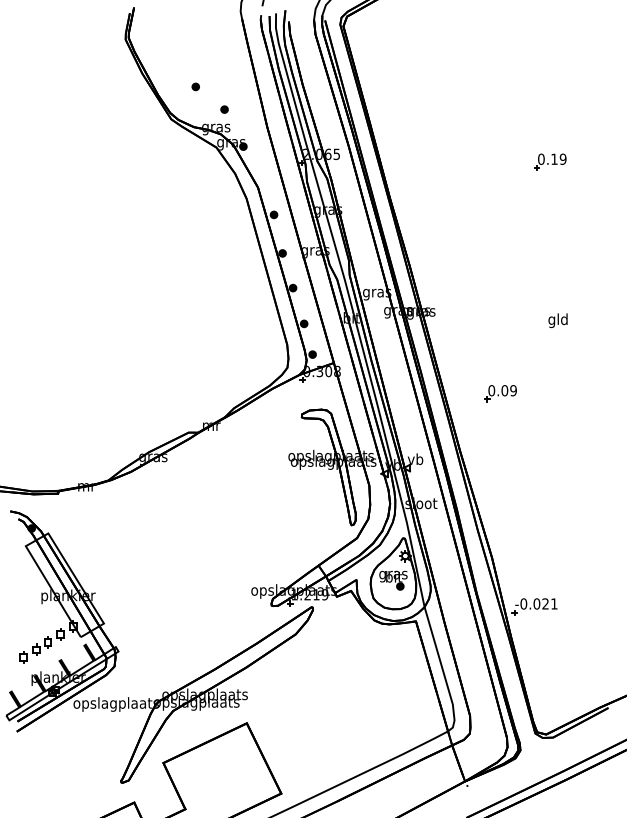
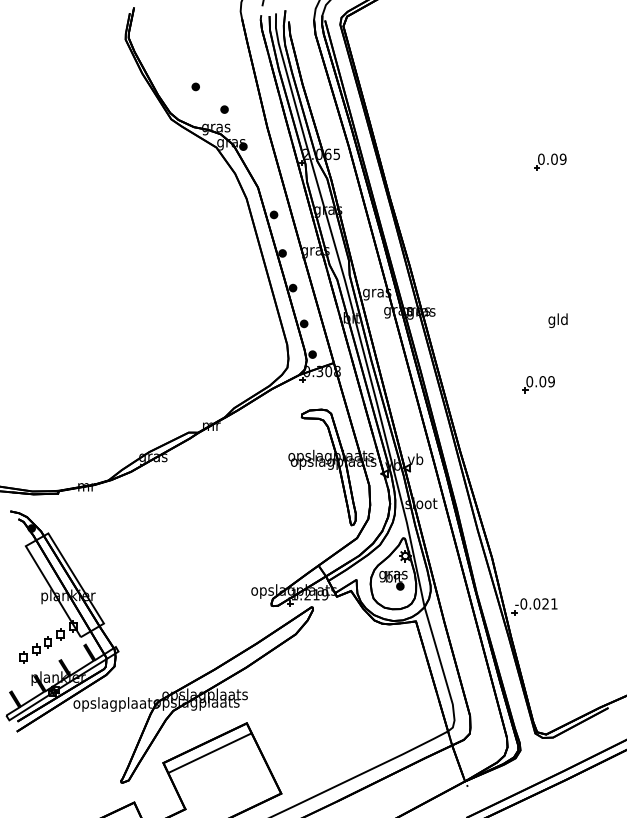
text: 0.19 -> 0.09 (554, 158)
part position: (500, 393) -> (538, 384) (538, 384)
line: none -> present (209, 752)
